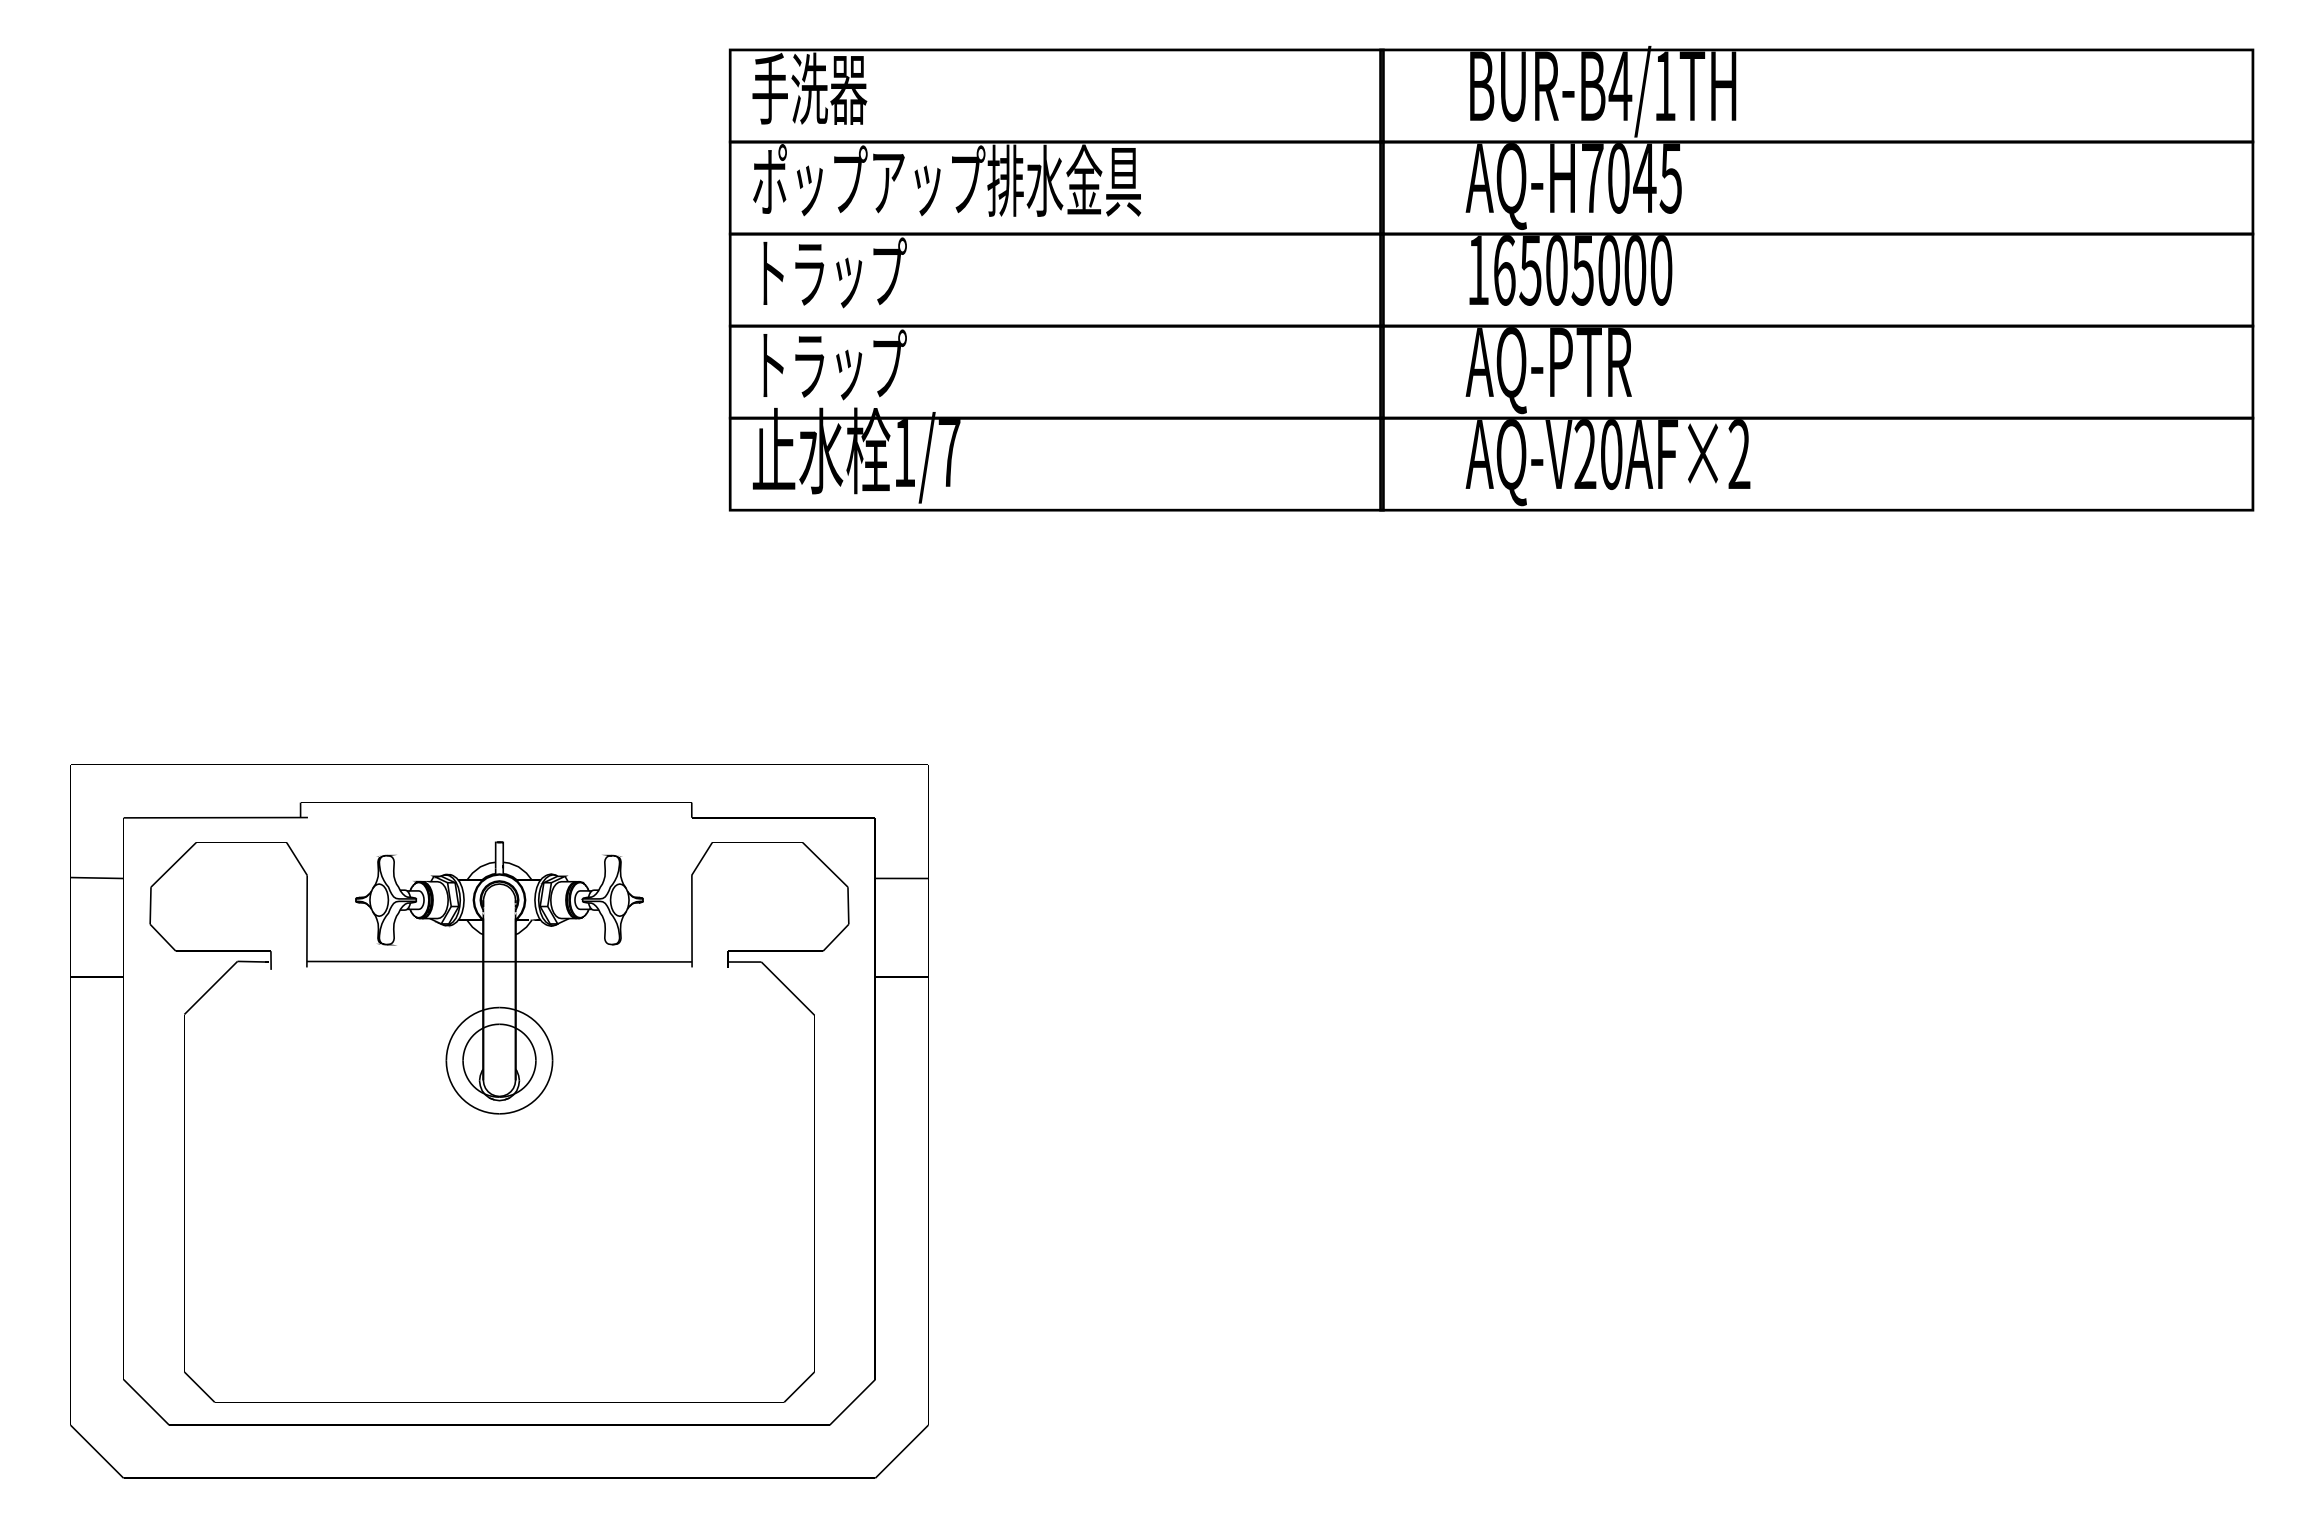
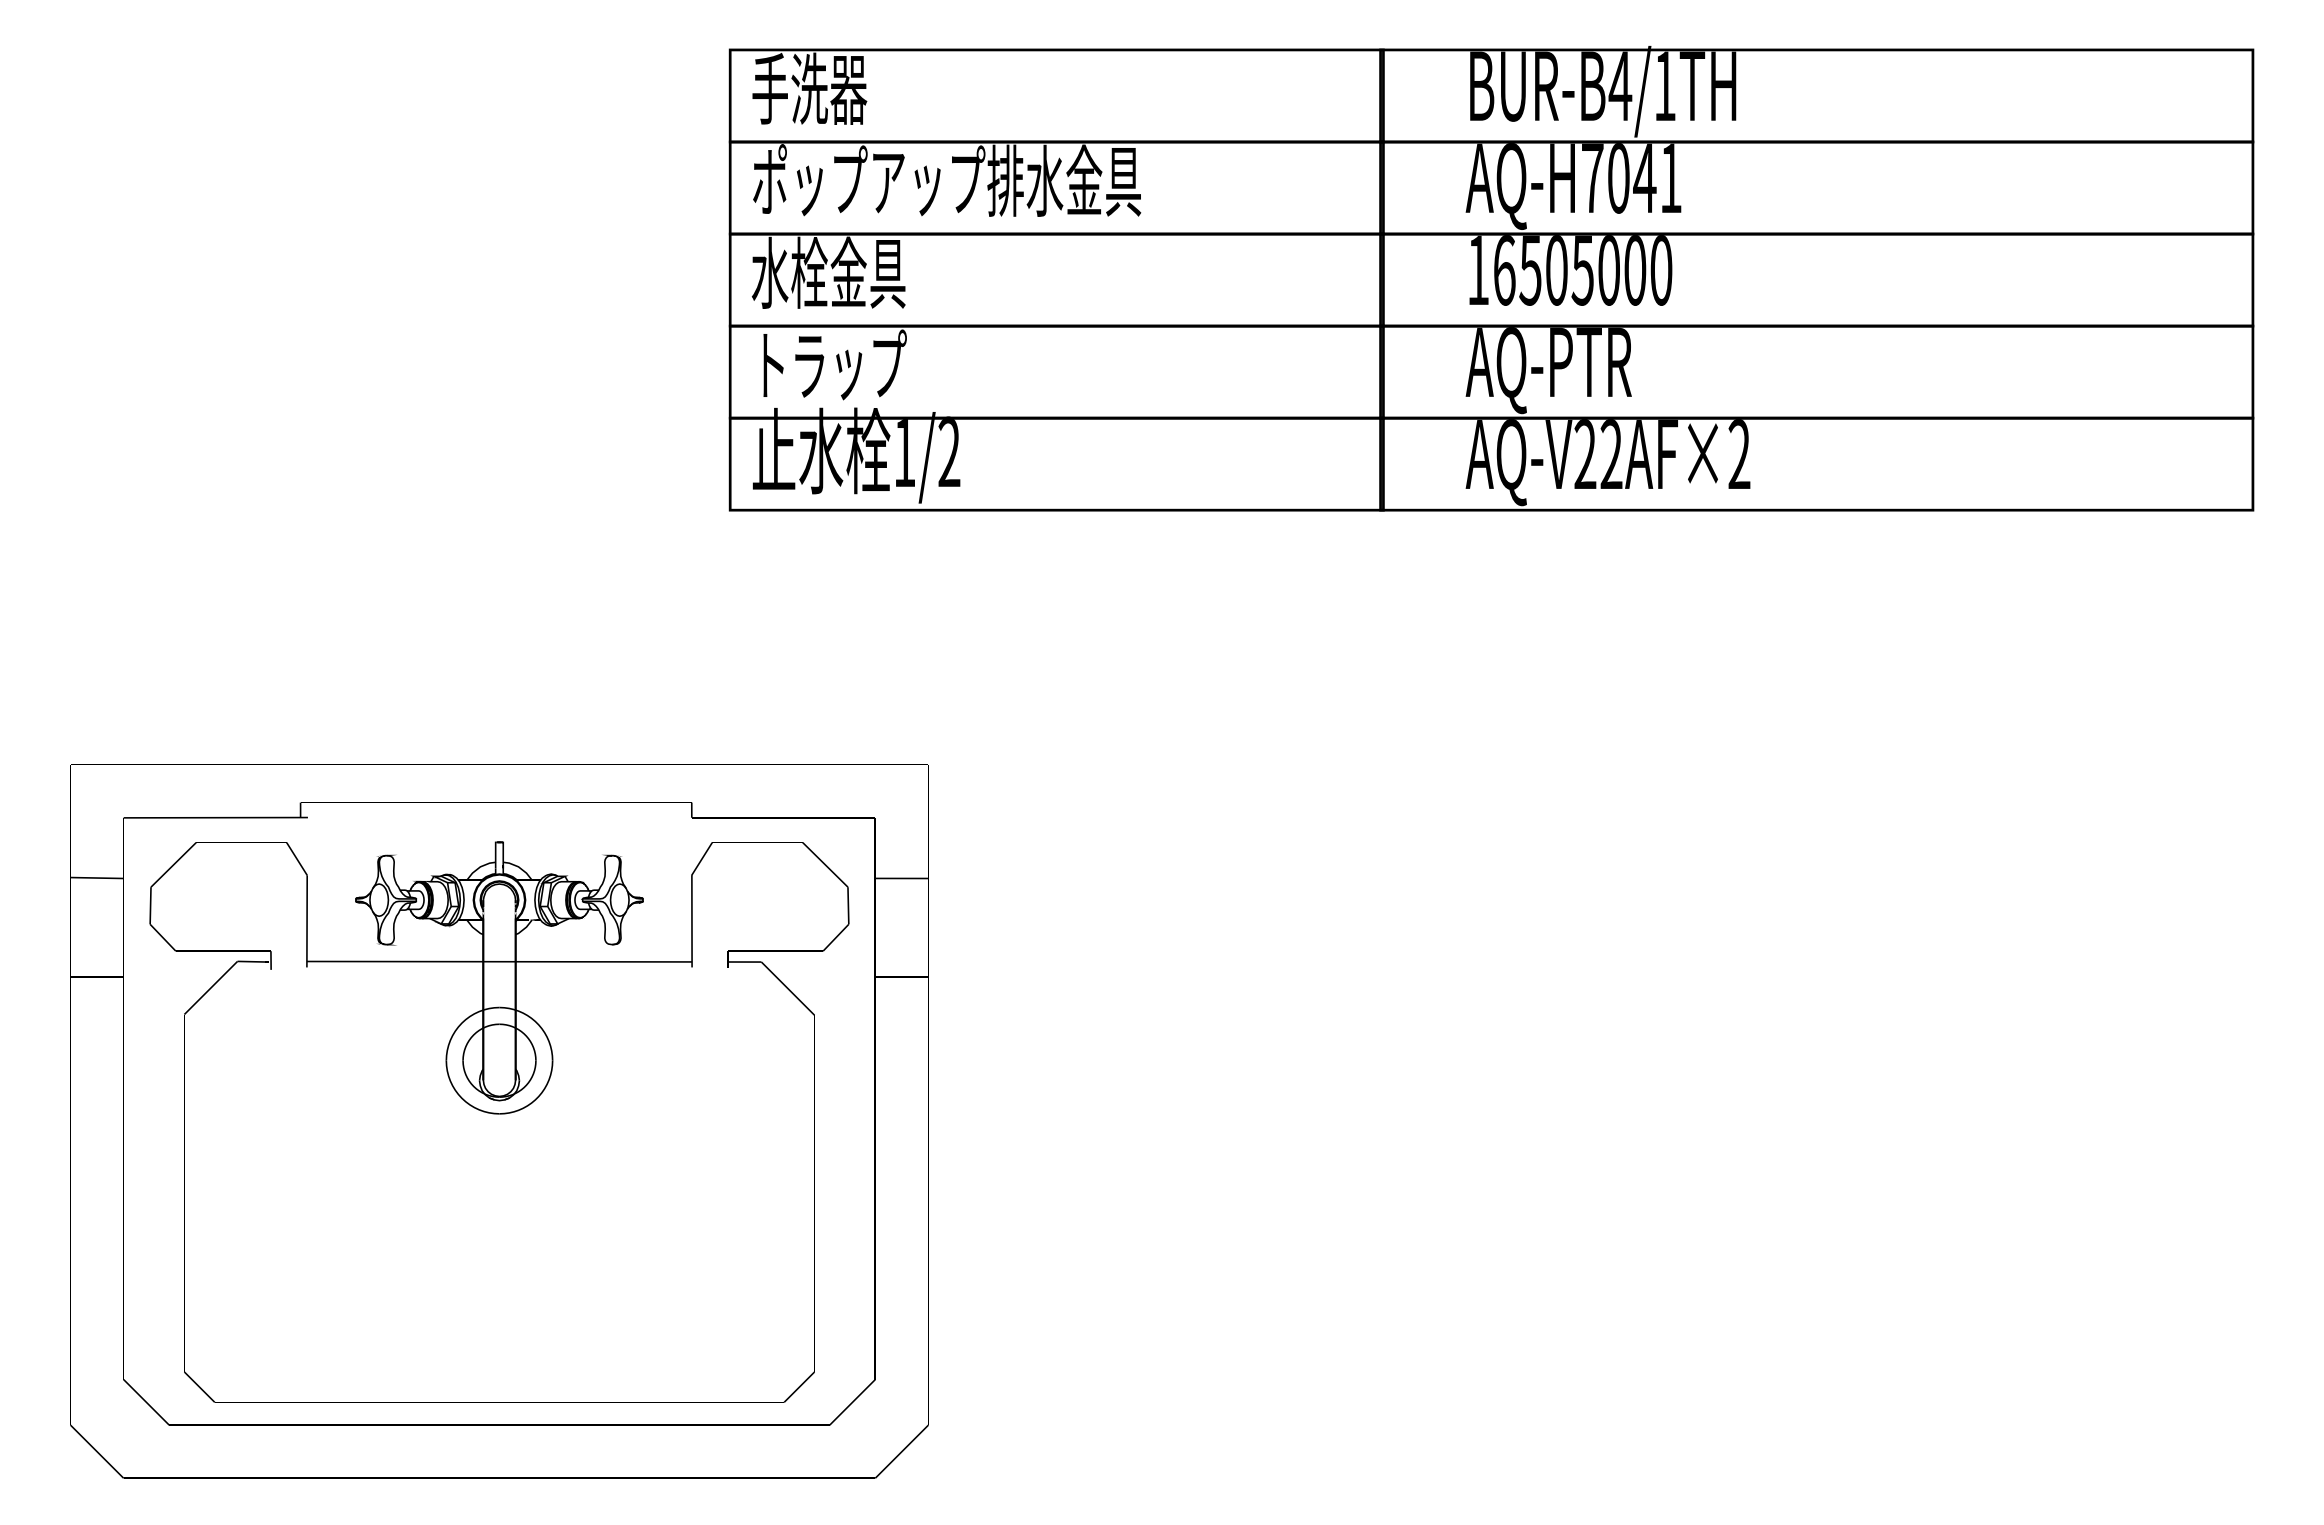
text: AQ-H7045 -> AQ-H7041 (1670, 178)
text: トラップ -> 水栓金具 (828, 272)
text: 1/7 -> 1/2 (949, 451)
text: AQ-V20AF×2 -> AQ-V22AF×2 (1611, 454)
